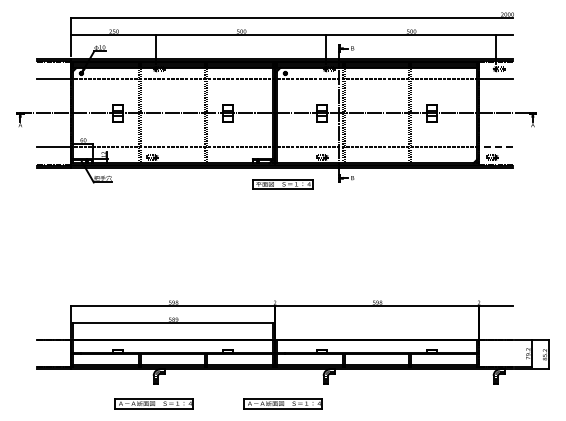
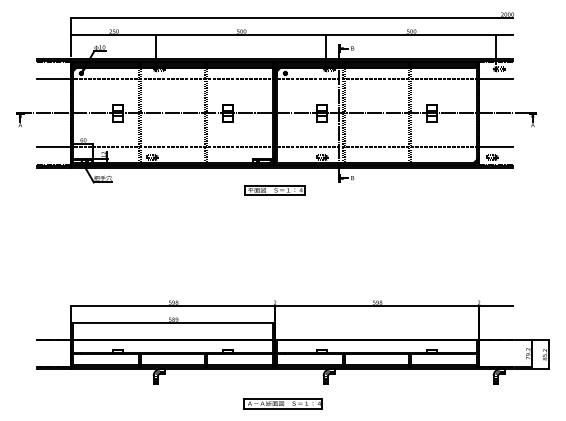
line: dashed -> solid (495, 147)
part position: (282, 184) -> (274, 190) (274, 190)
part: present -> none (153, 403)
